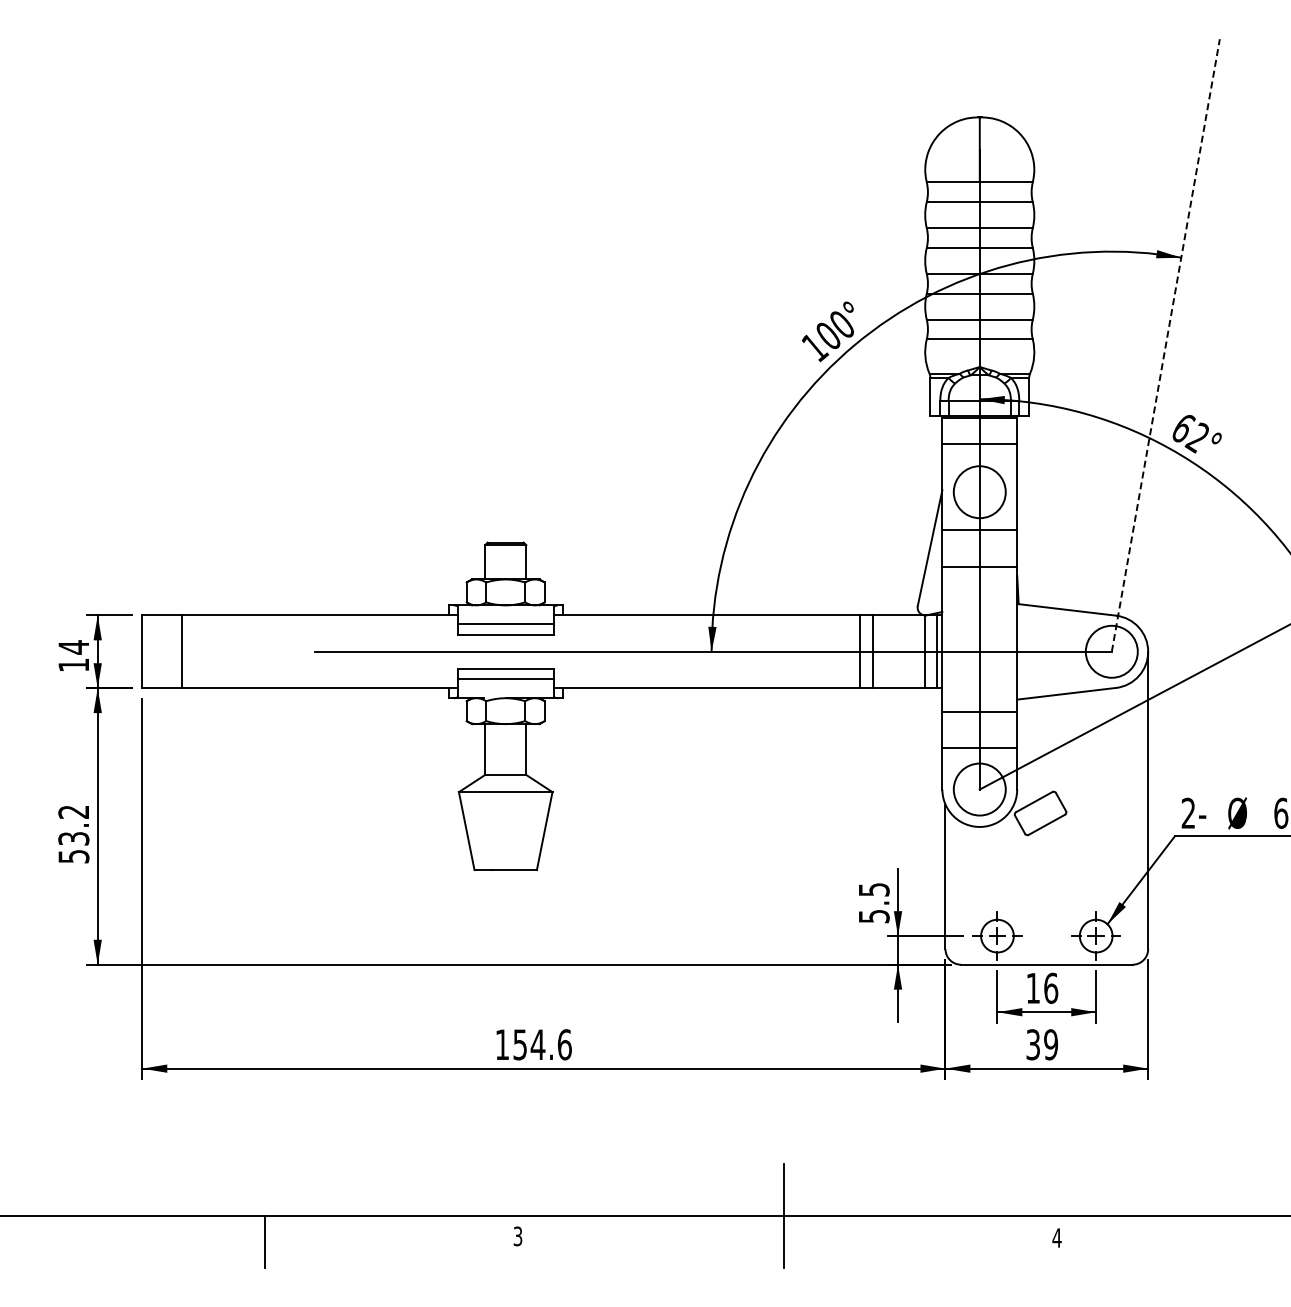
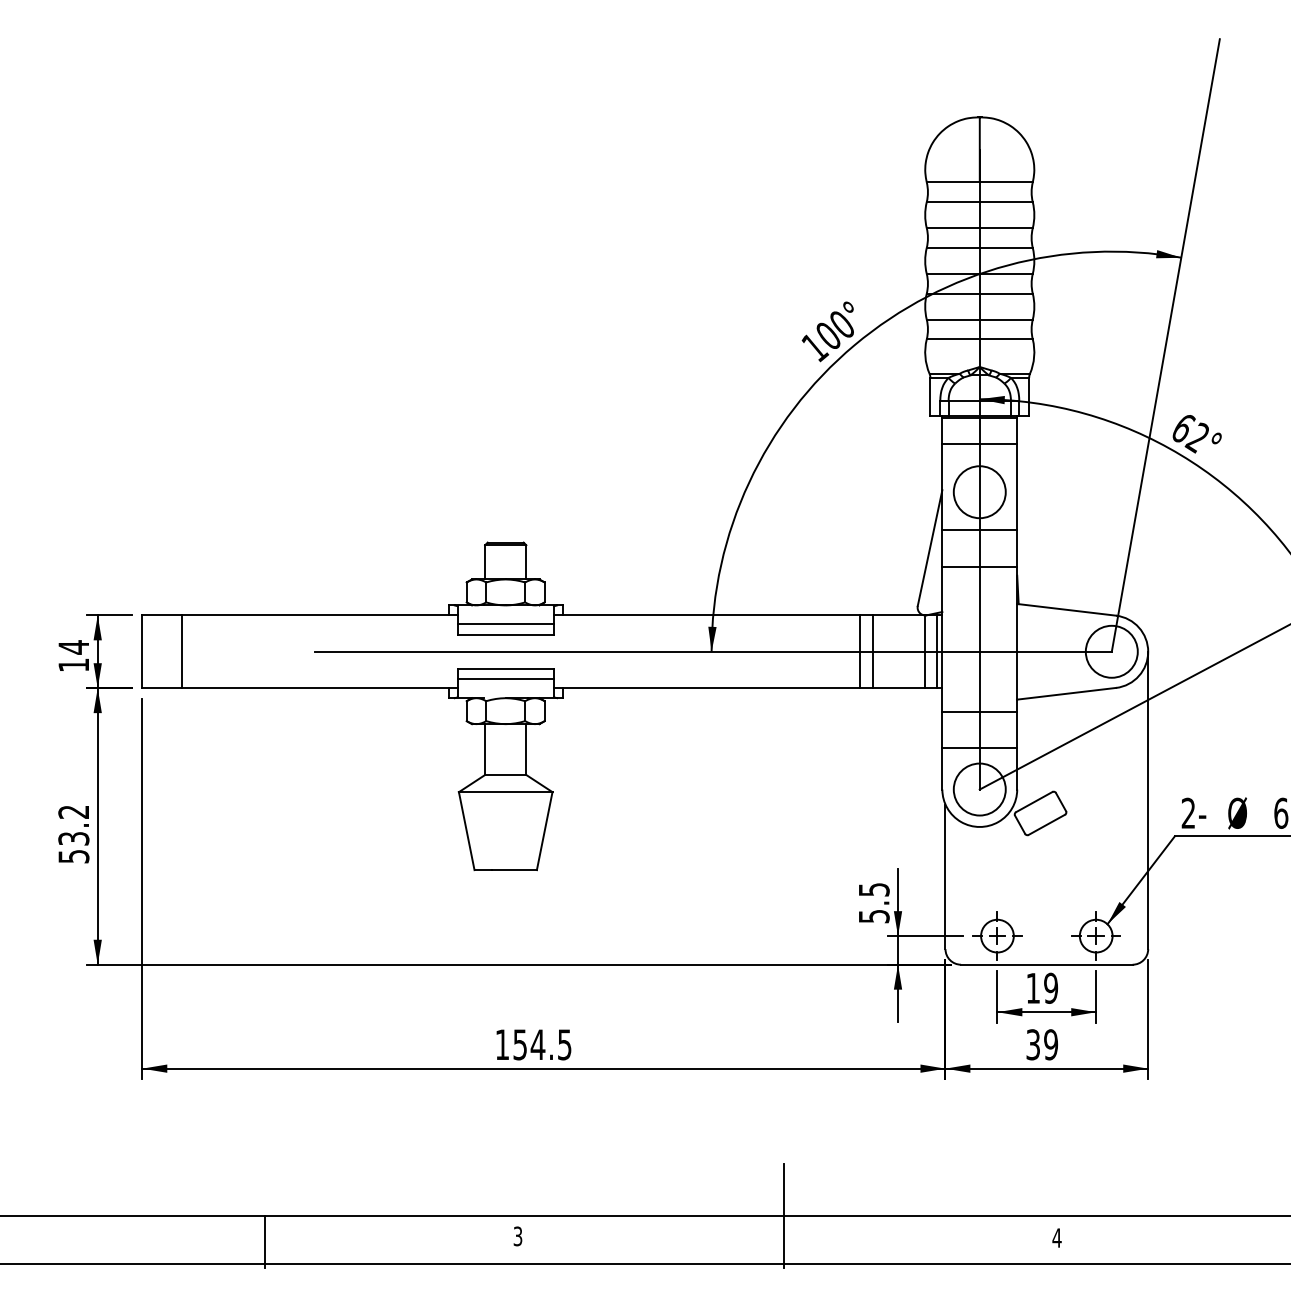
line: dashed -> solid (1165, 345)
text: 16 -> 19 (1051, 987)
text: 154.6 -> 154.5 (564, 1044)
line: none -> present (644, 1264)
